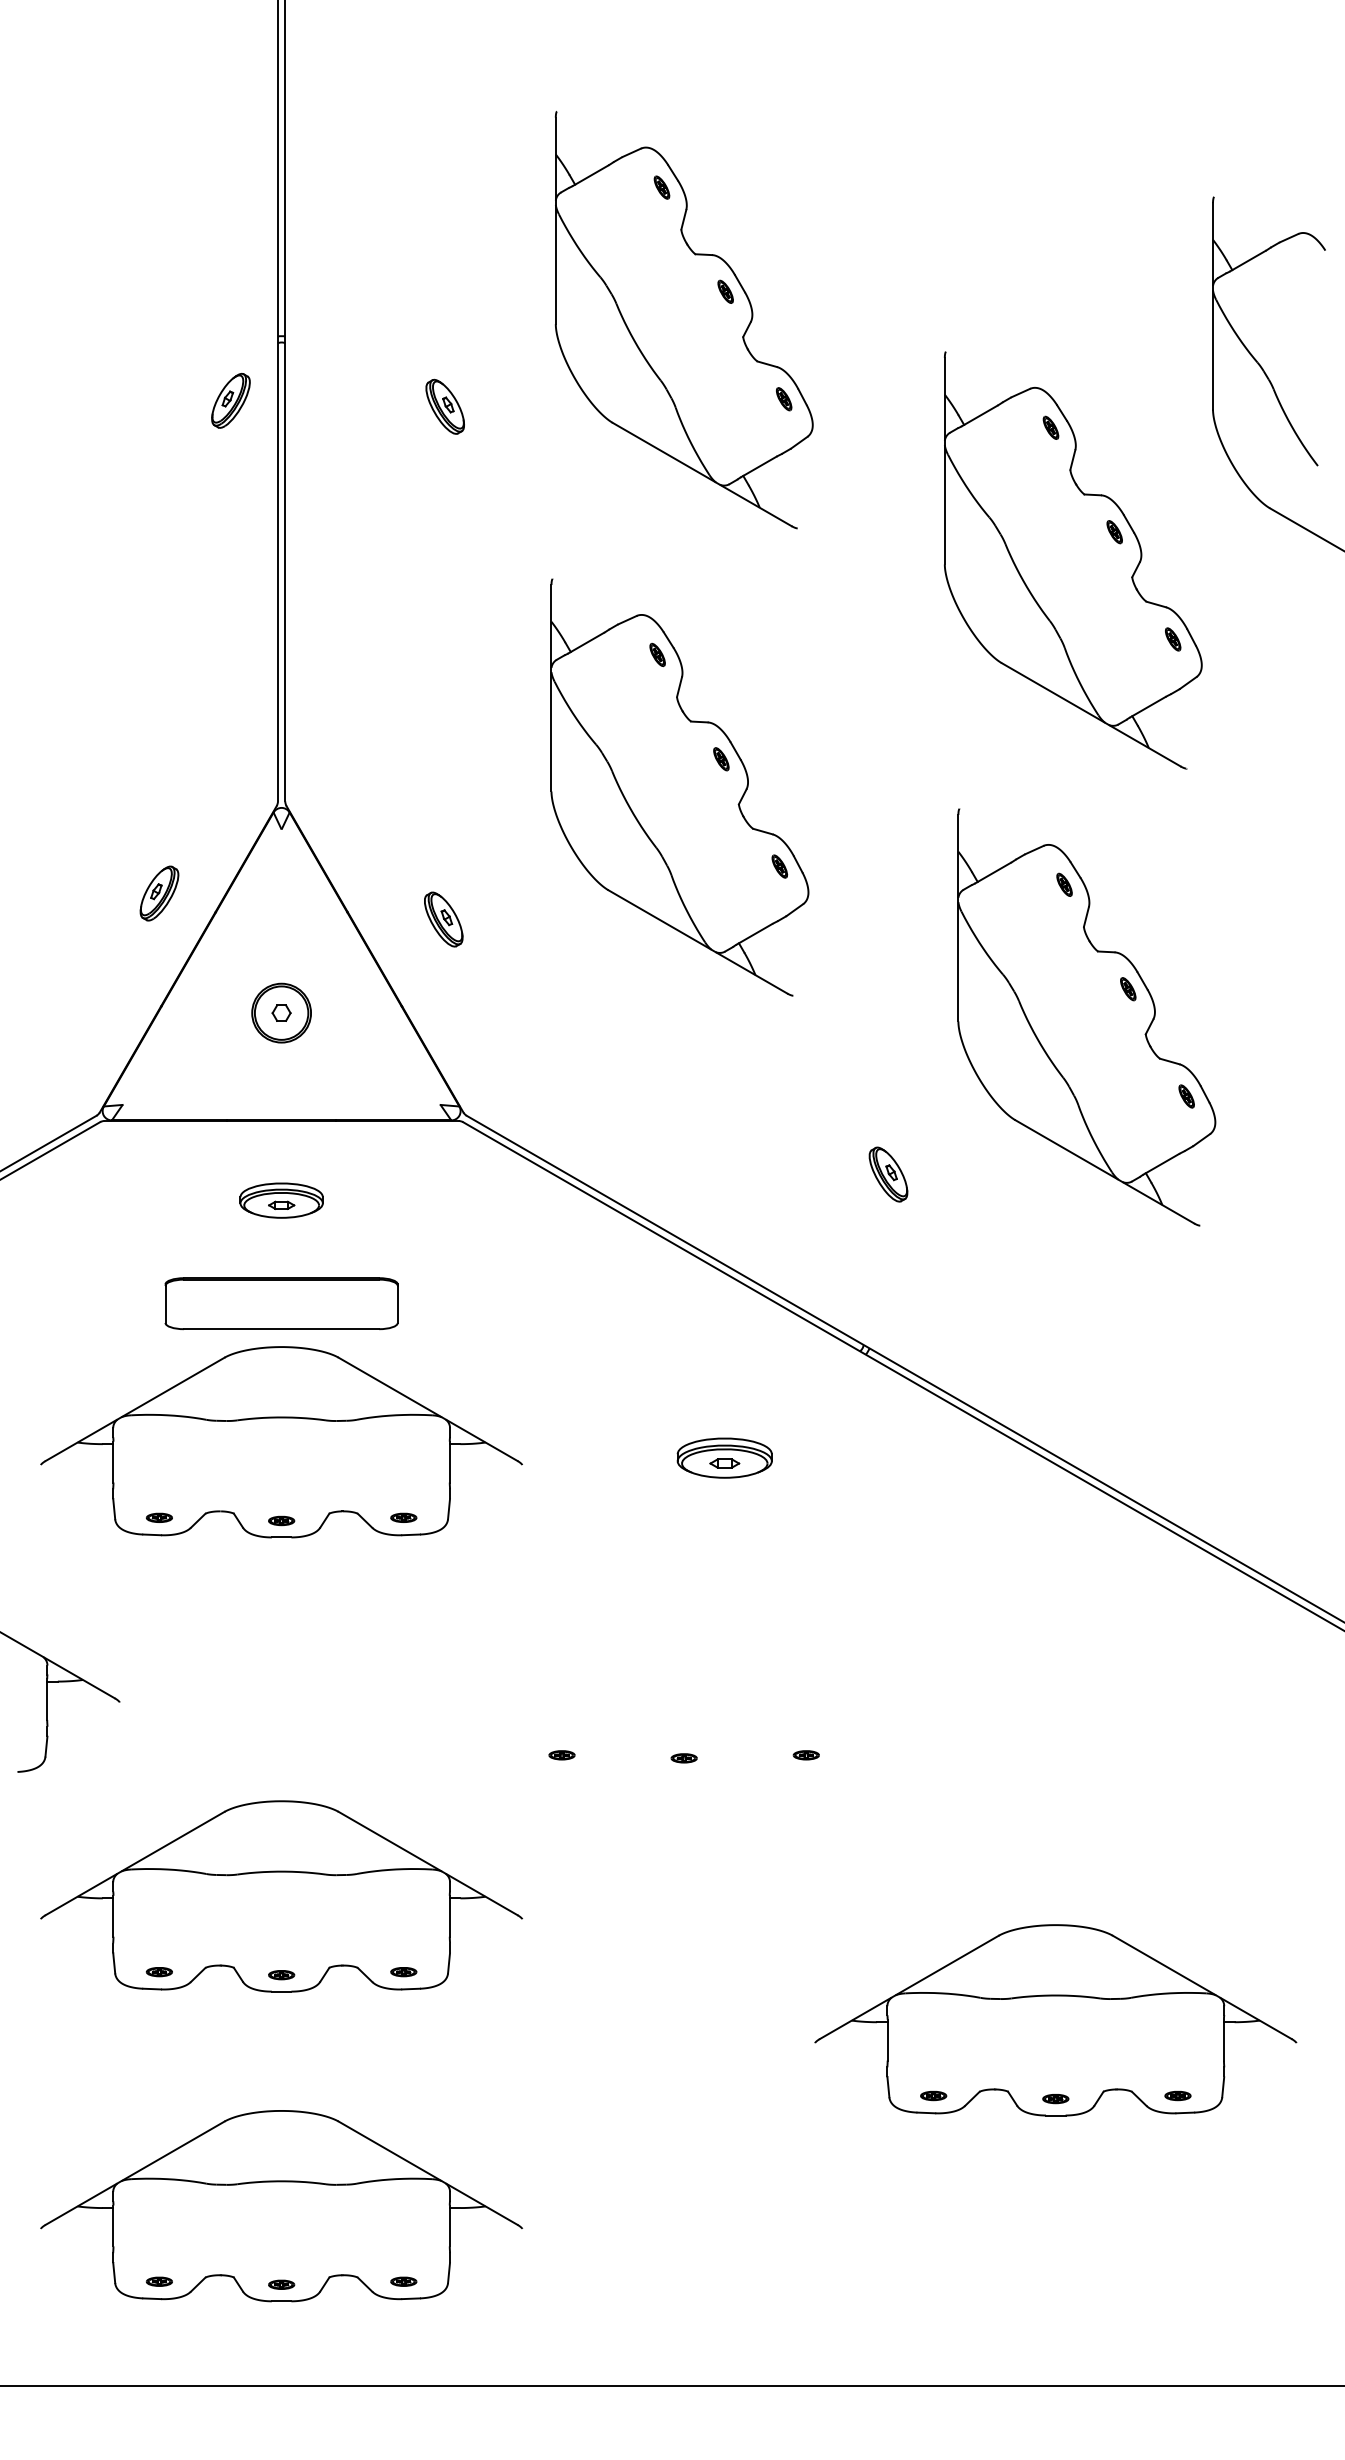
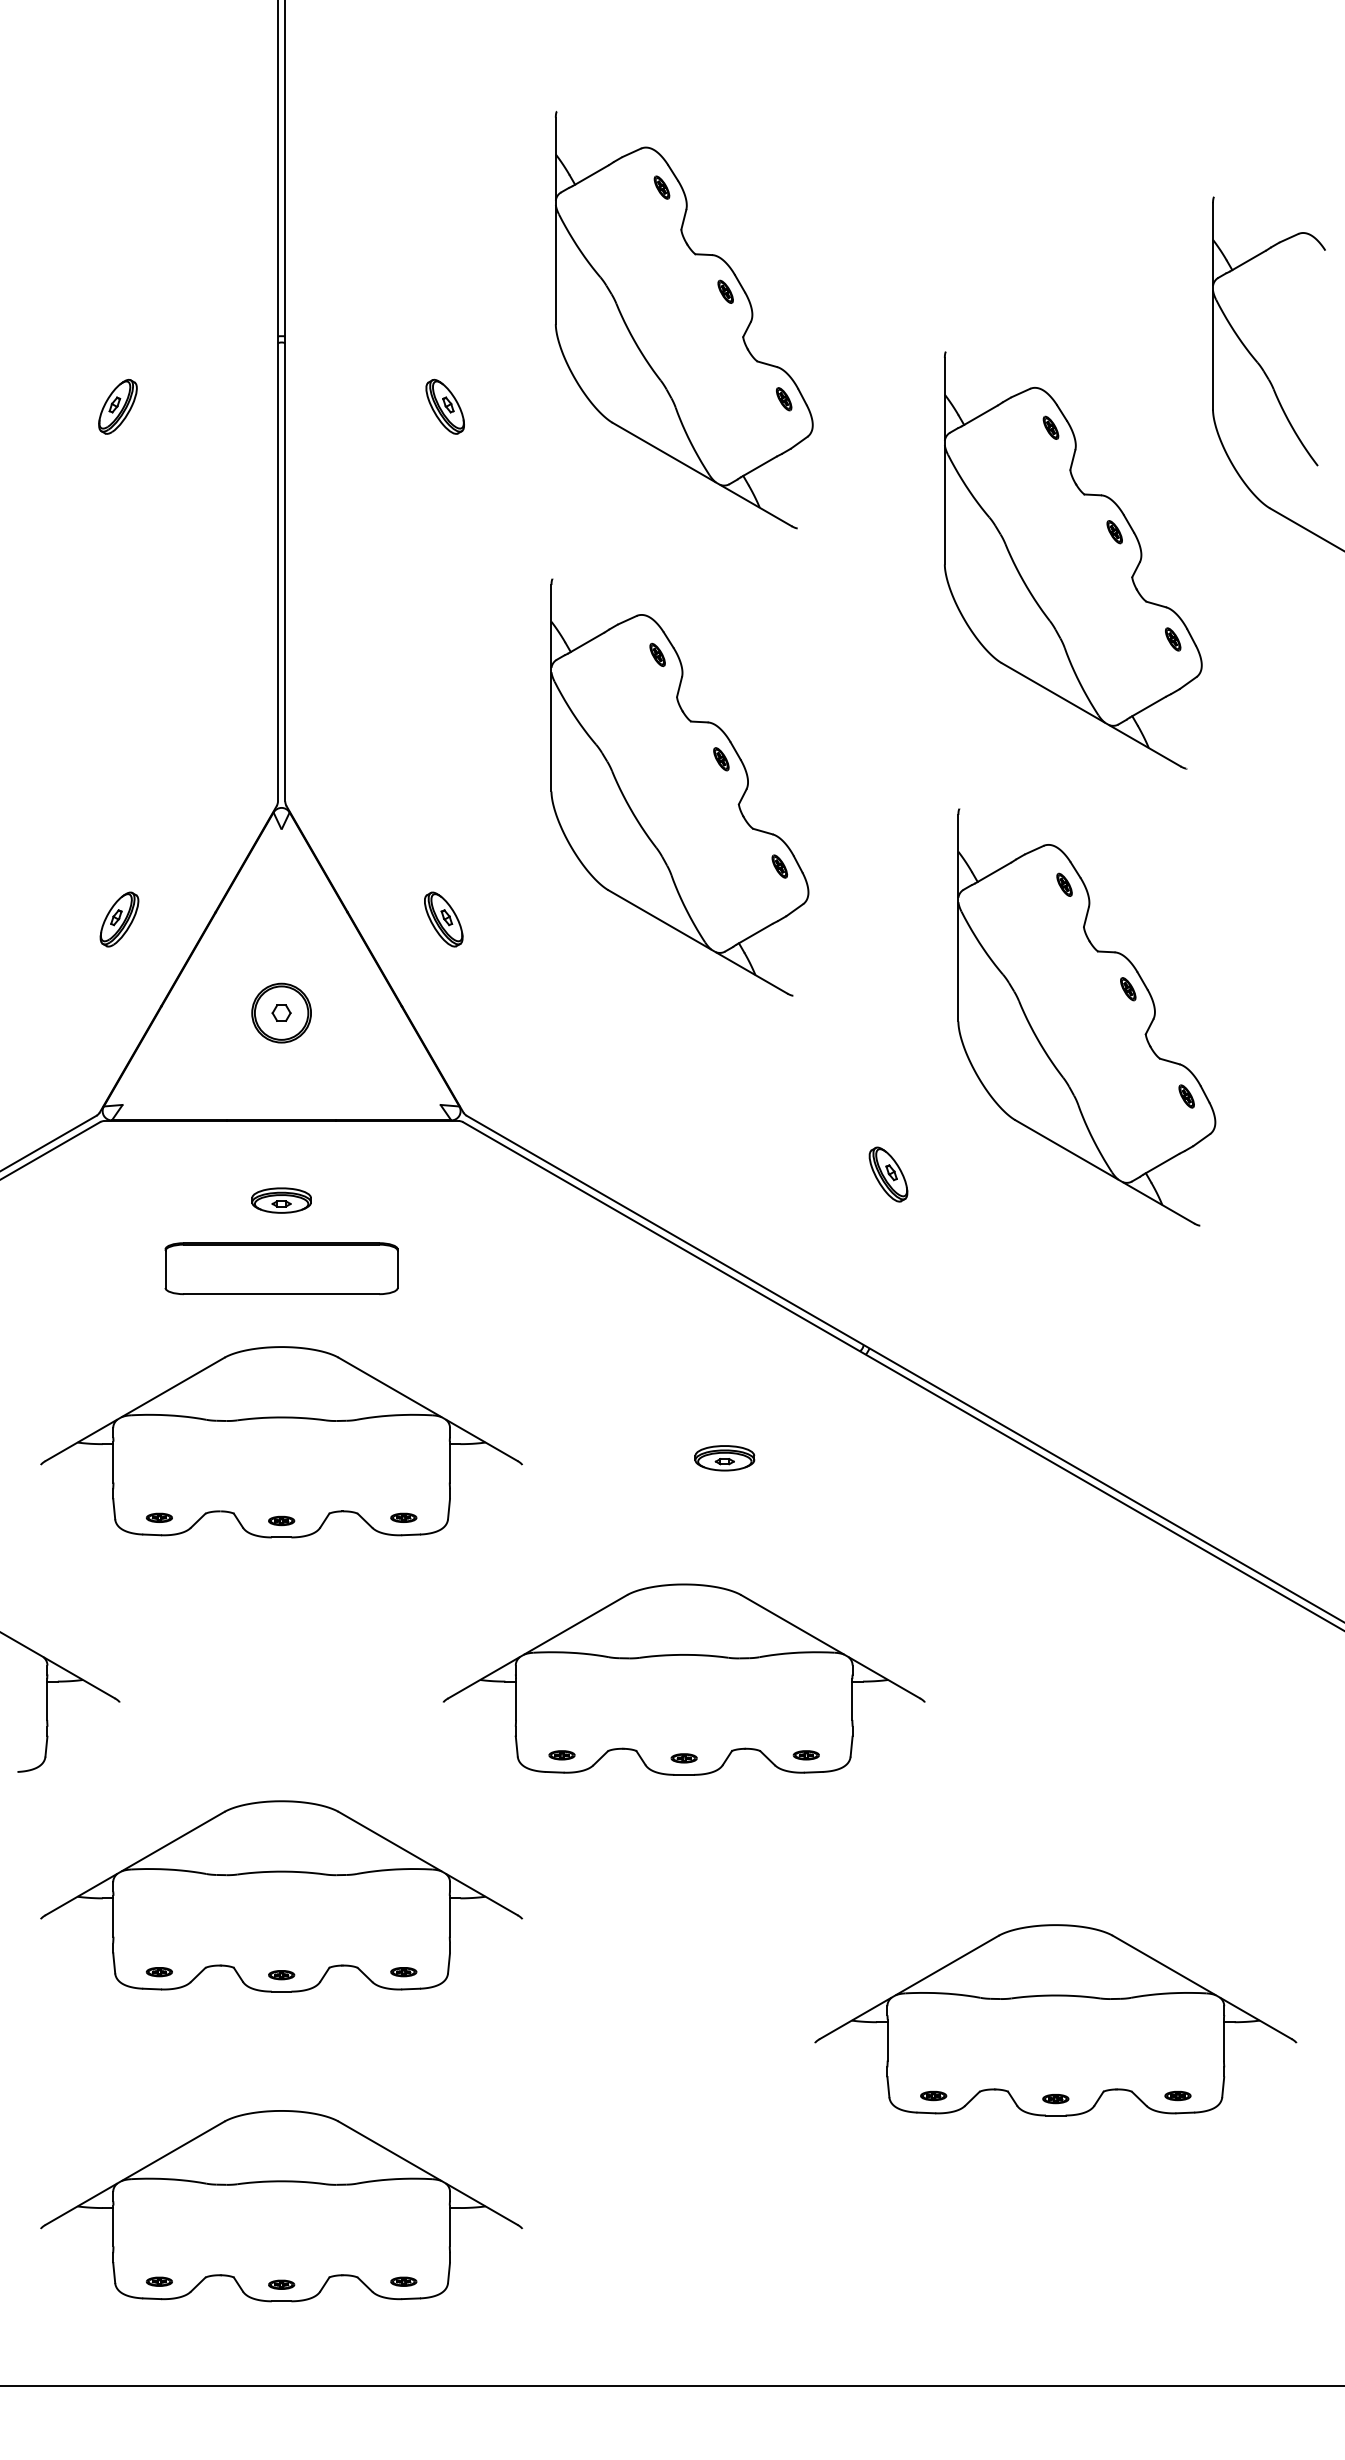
part position: (230, 400) -> (117, 406) (117, 406)
part position: (159, 893) -> (119, 919) (119, 919)
part size: 85x37 px -> 61x27 px (281, 1200)
part position: (281, 1303) -> (281, 1268) (281, 1268)
part size: 97x42 px -> 62x27 px (724, 1458)
part: none -> present (683, 1679)
